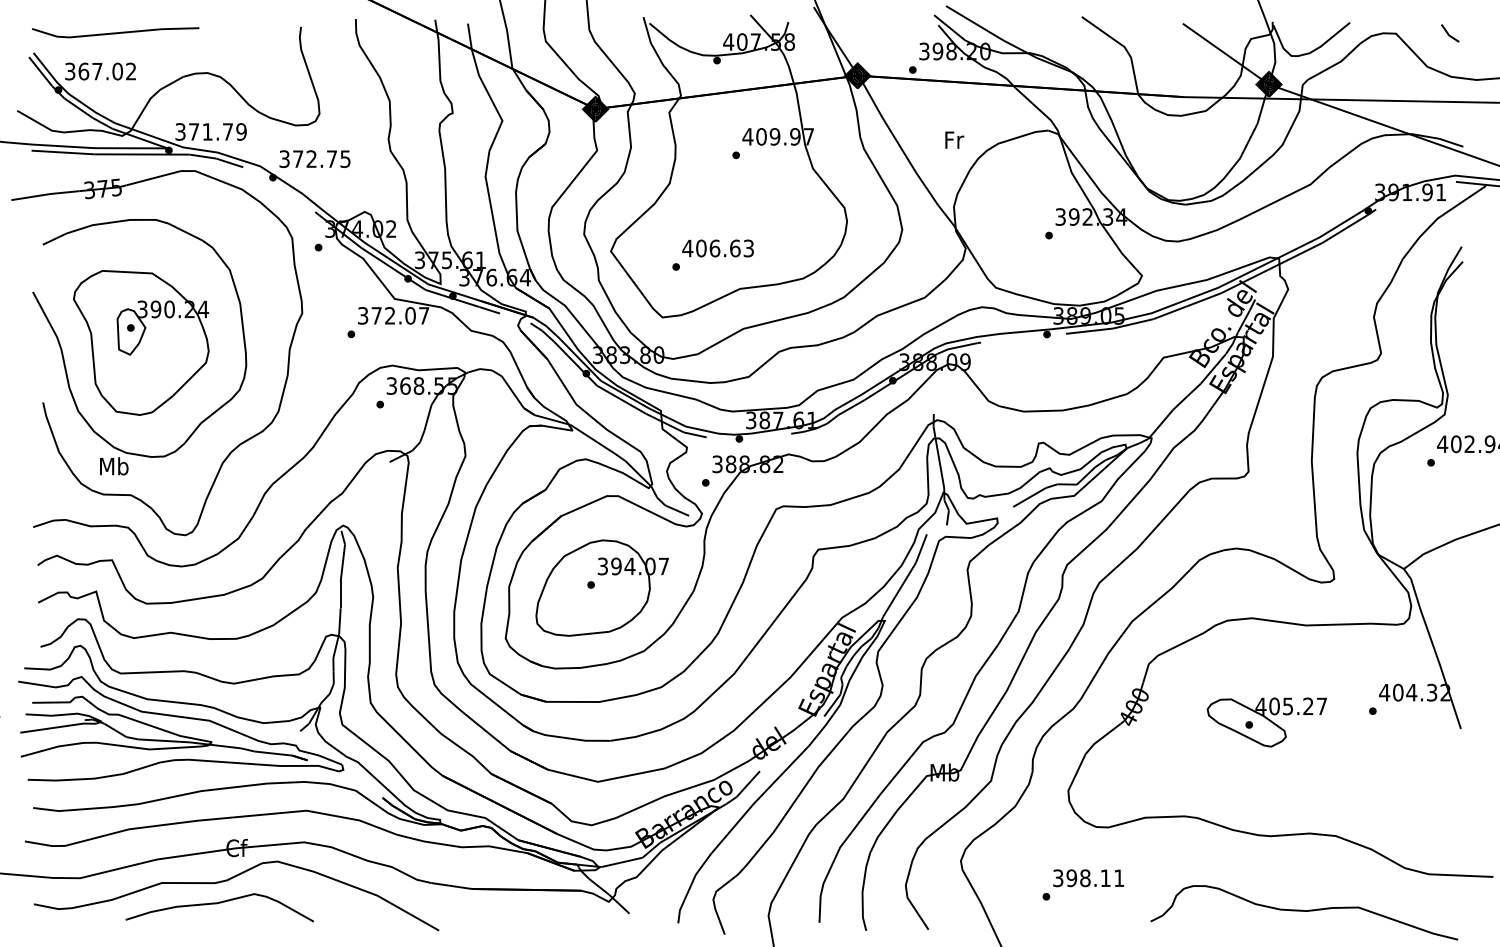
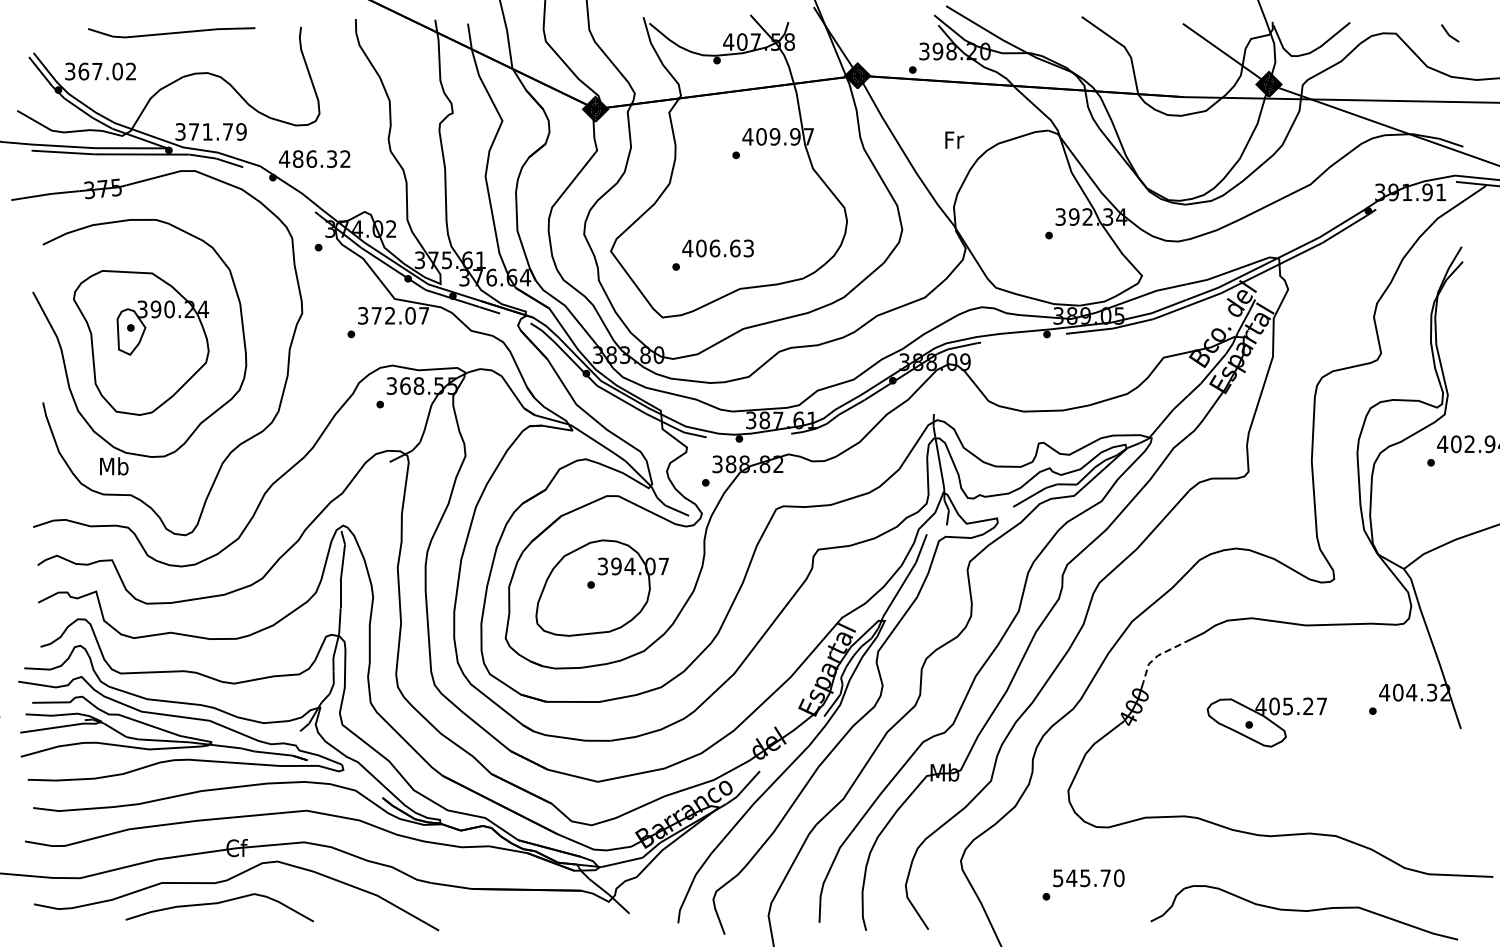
line position: (115, 32) -> (171, 32) (171, 32)
text: 372.75 -> 486.32 (314, 159)
line: solid -> dashed (1158, 655)
text: 398.11 -> 545.70 (1088, 878)
